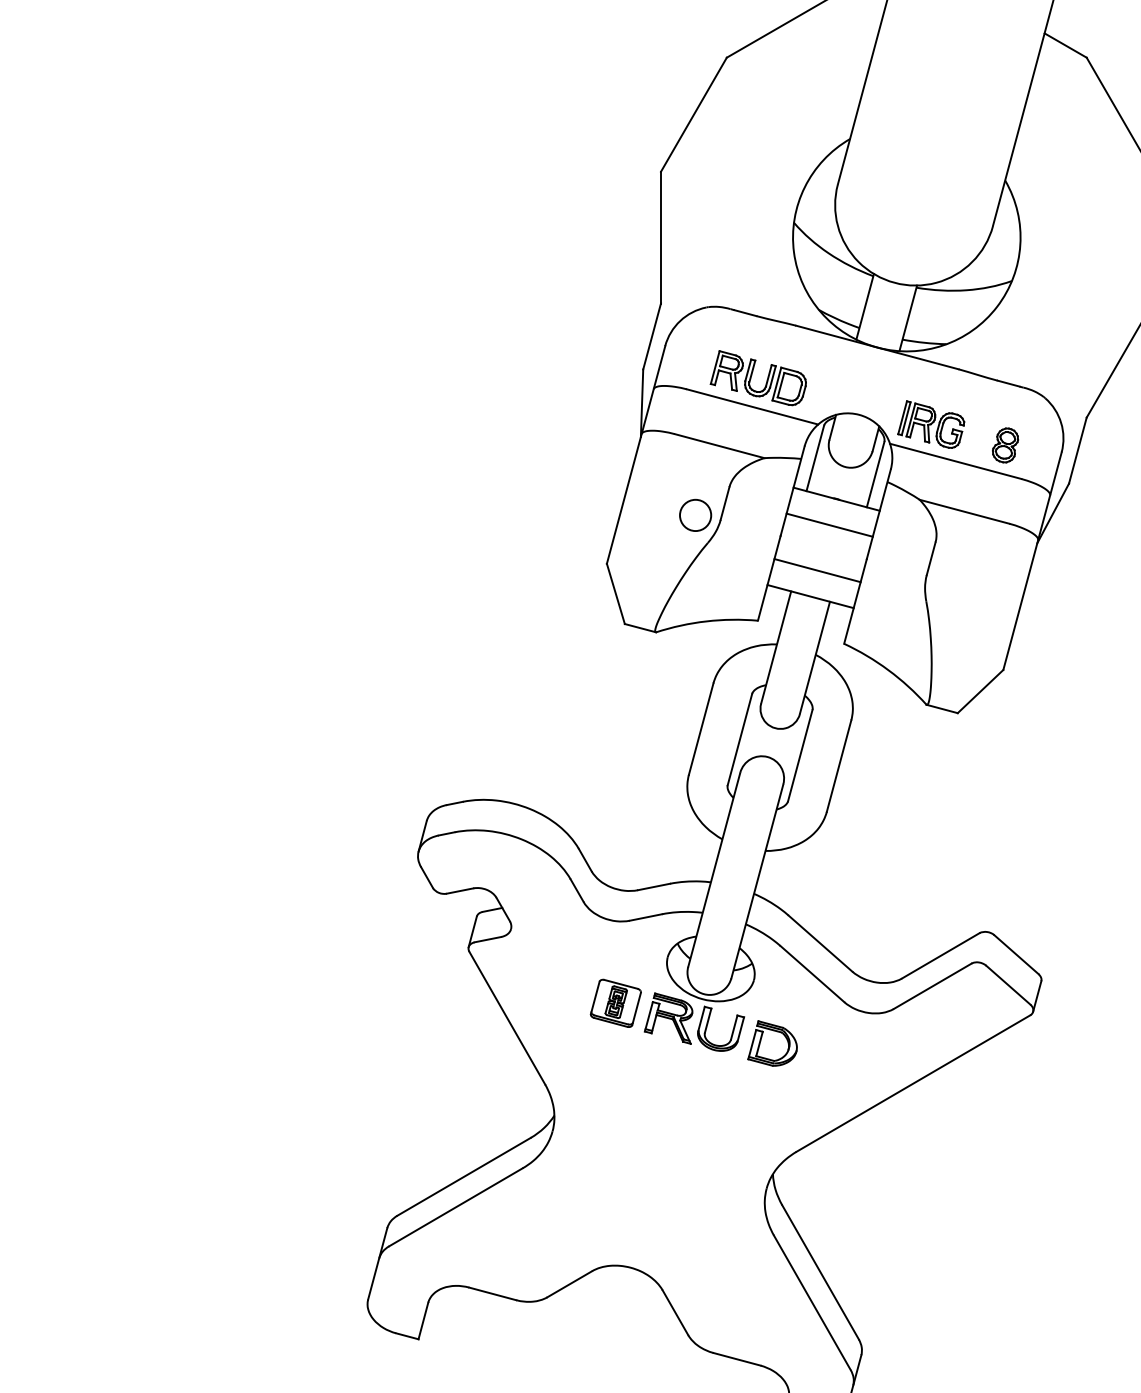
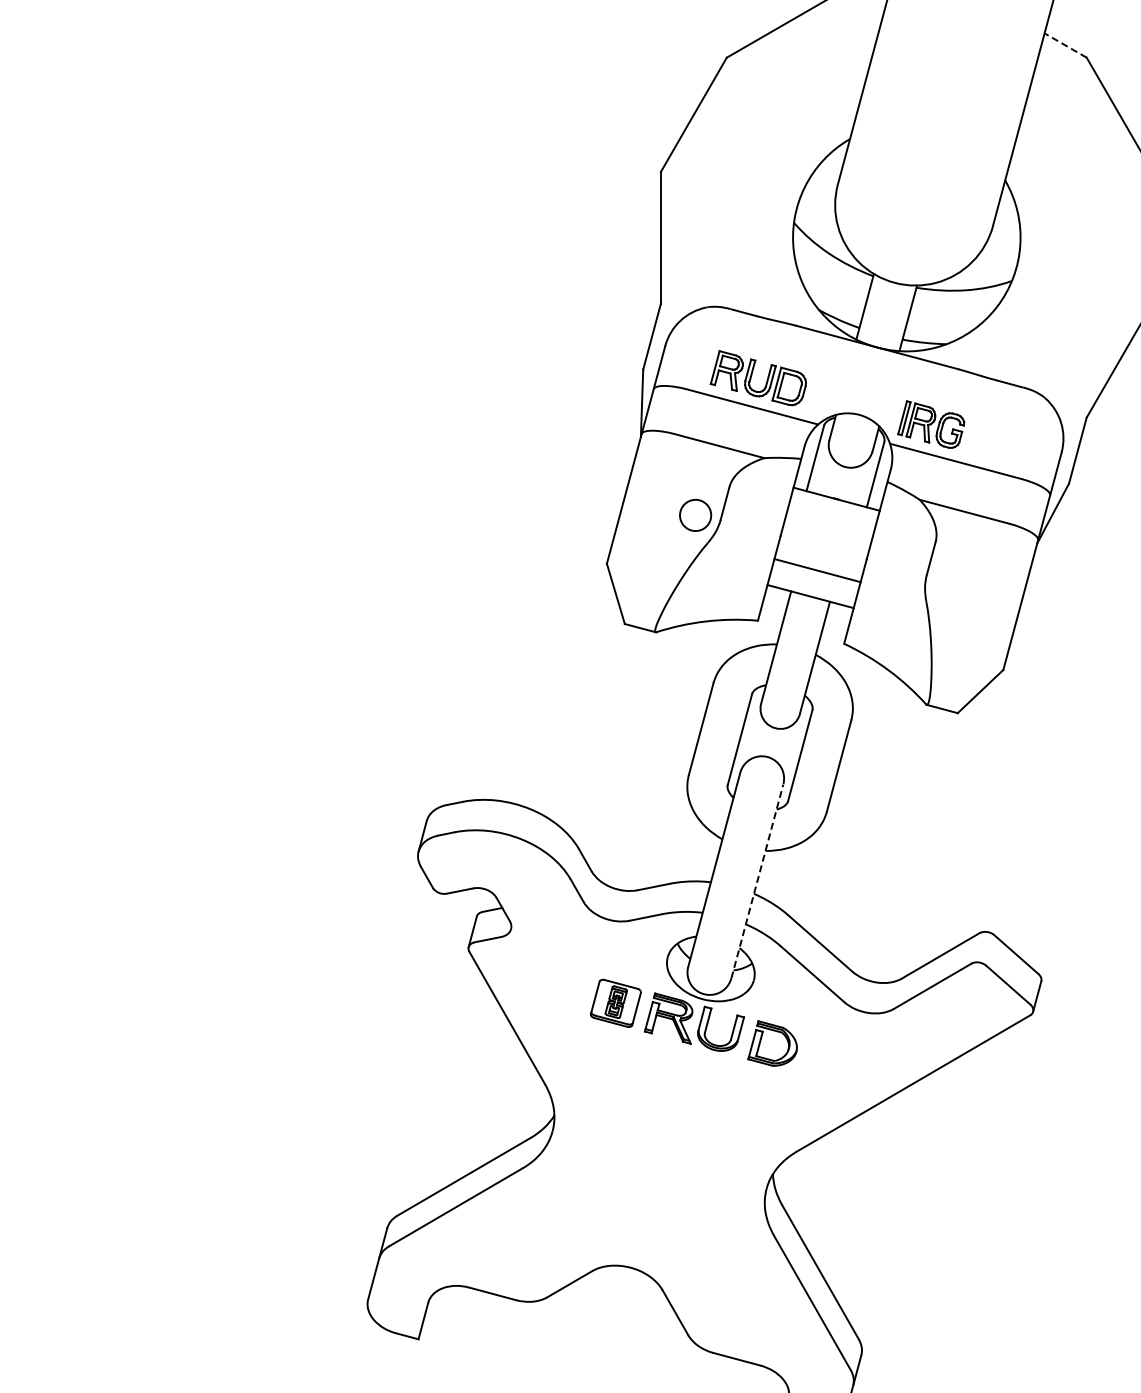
line: solid -> dashed (1065, 45)
part: present -> none (1005, 445)
line: present -> none (829, 524)
line: solid -> dashed (757, 881)
